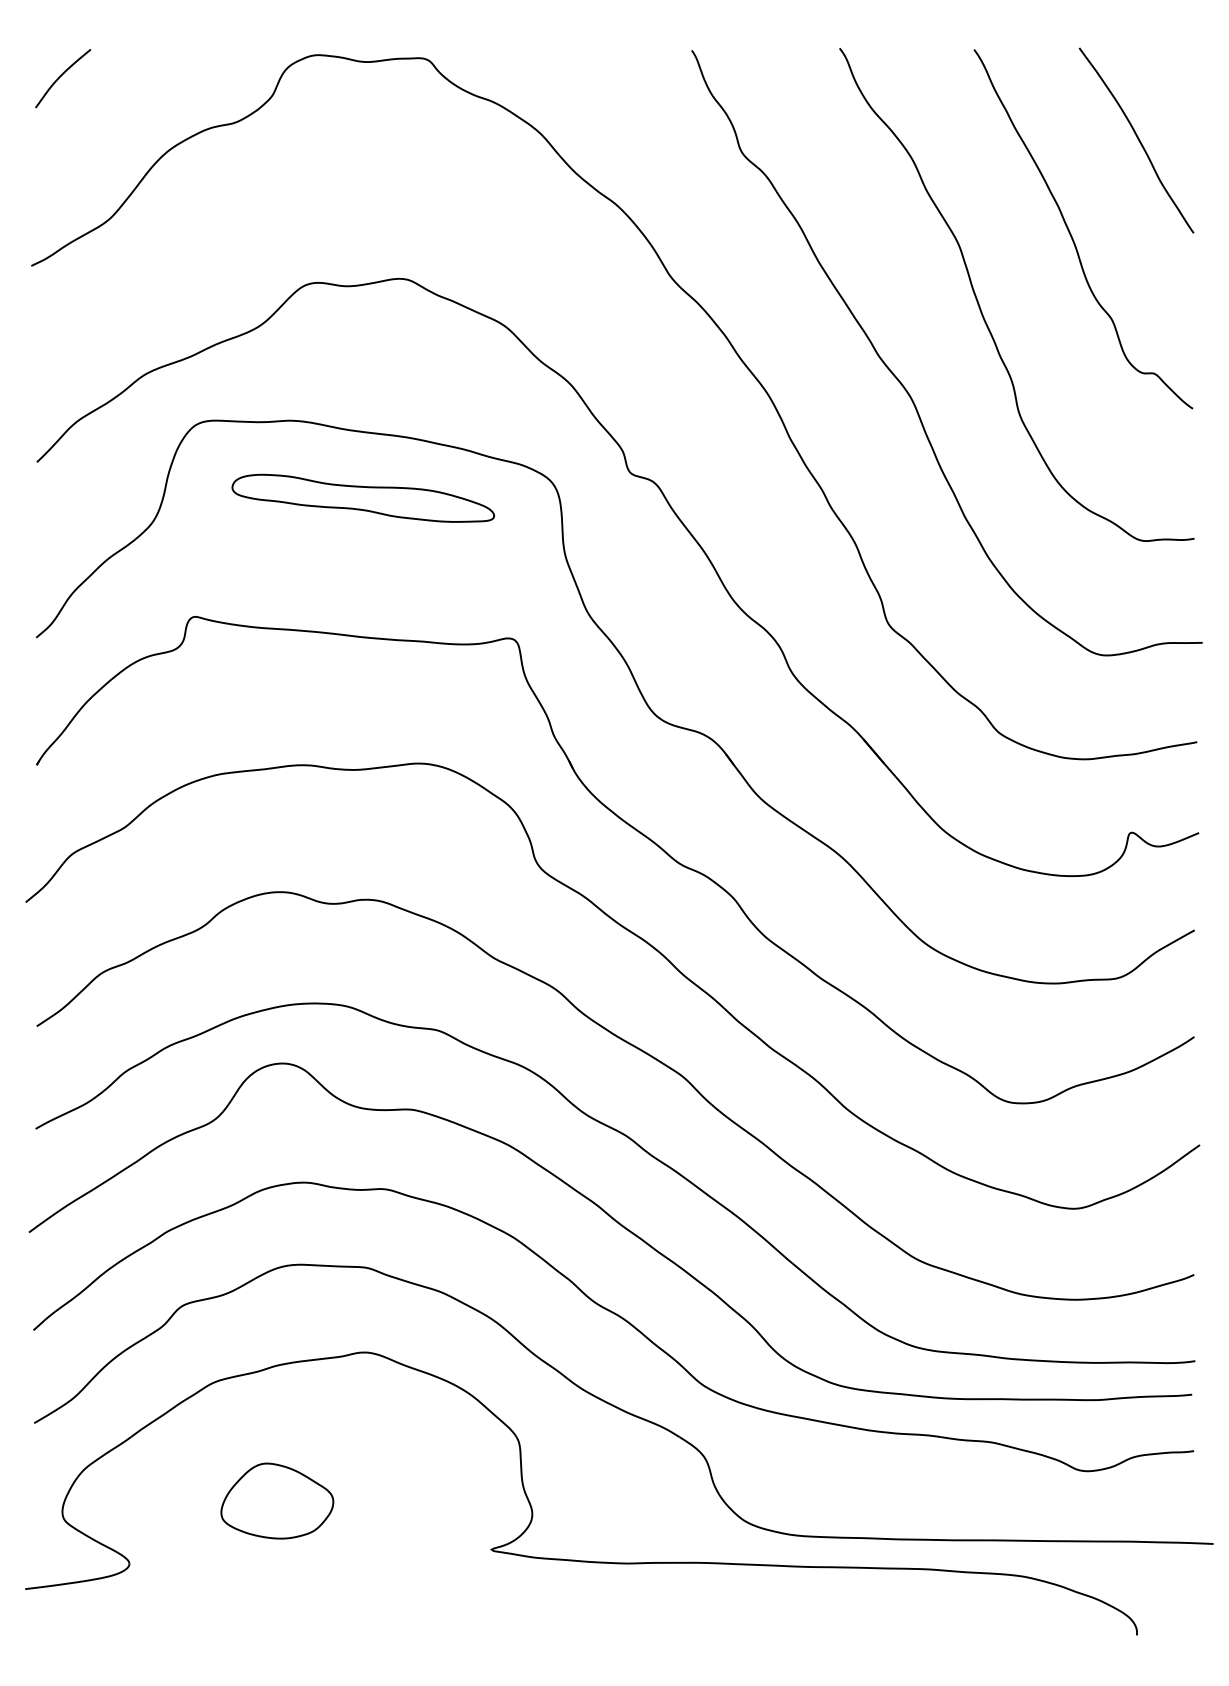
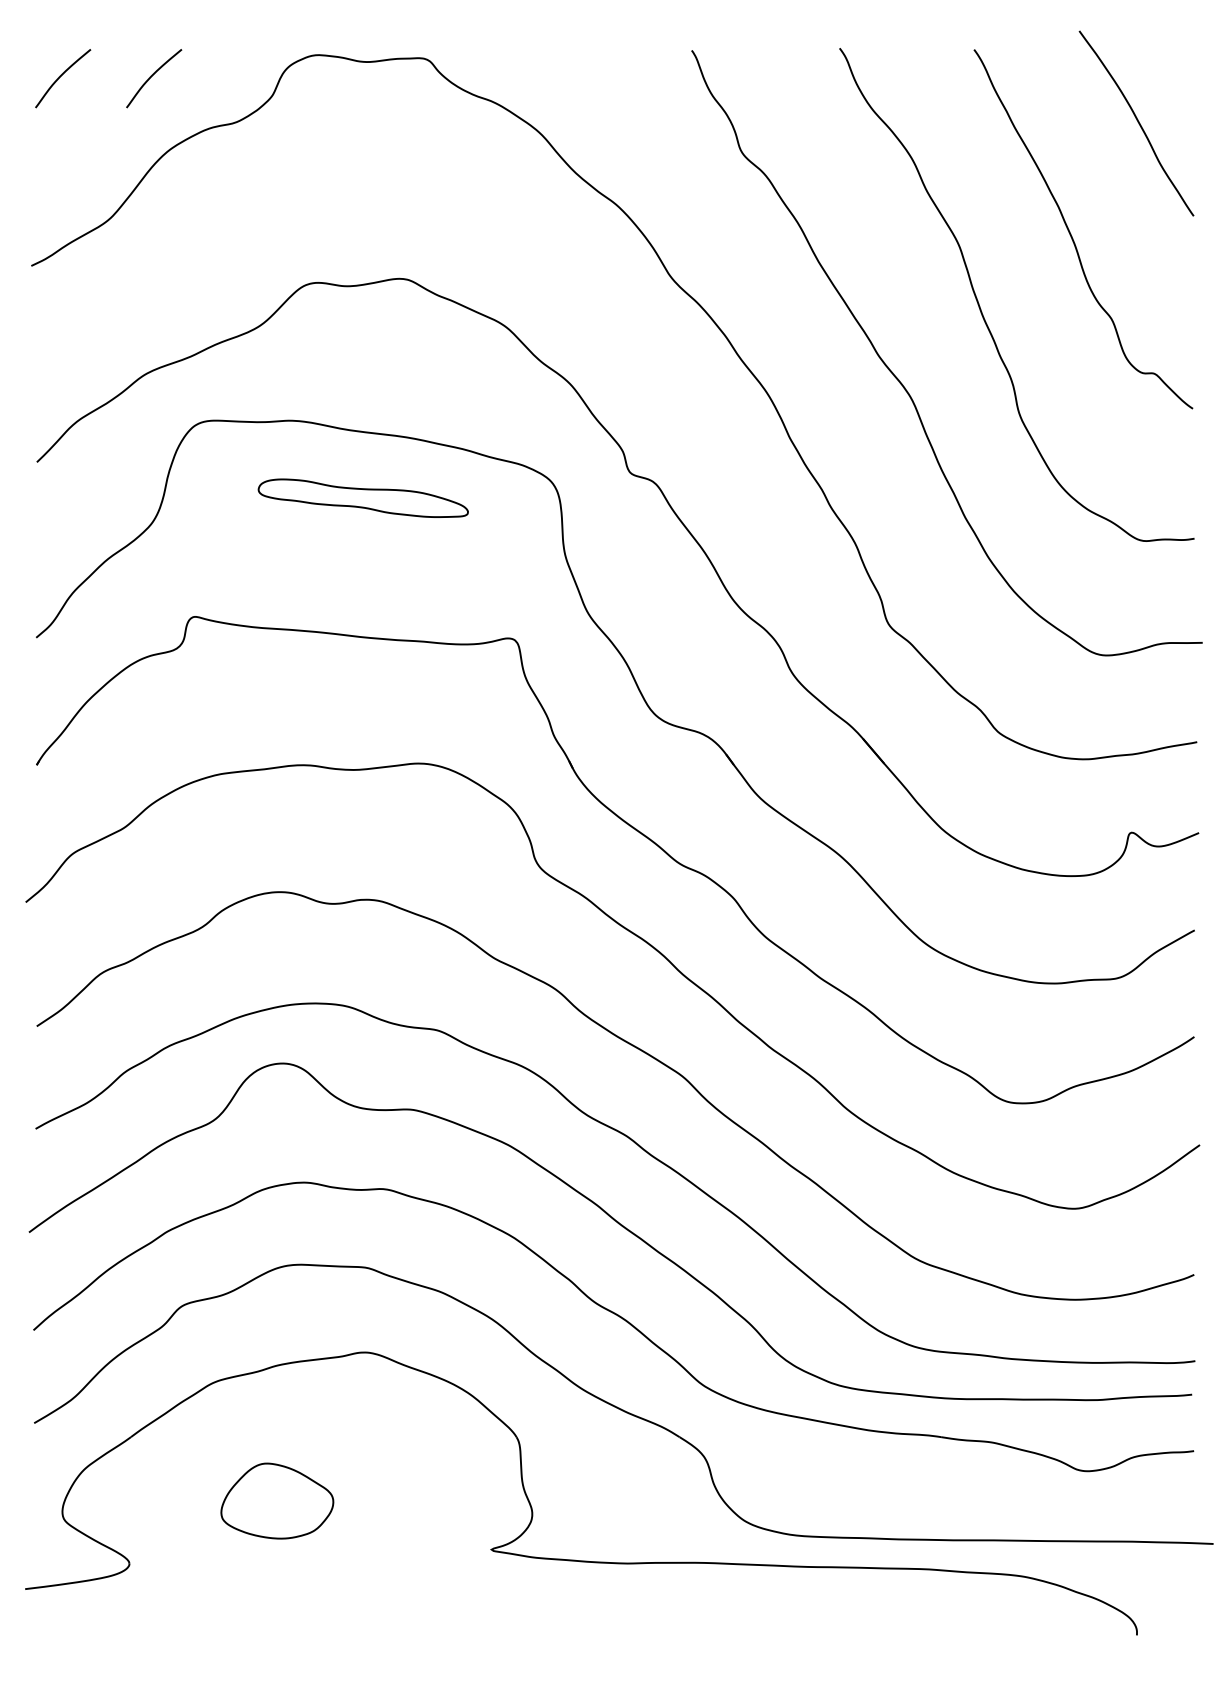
curve: none -> present (152, 76)
curve position: (1137, 139) -> (1137, 122) (1137, 122)
part size: 265x50 px -> 212x40 px (362, 497)
